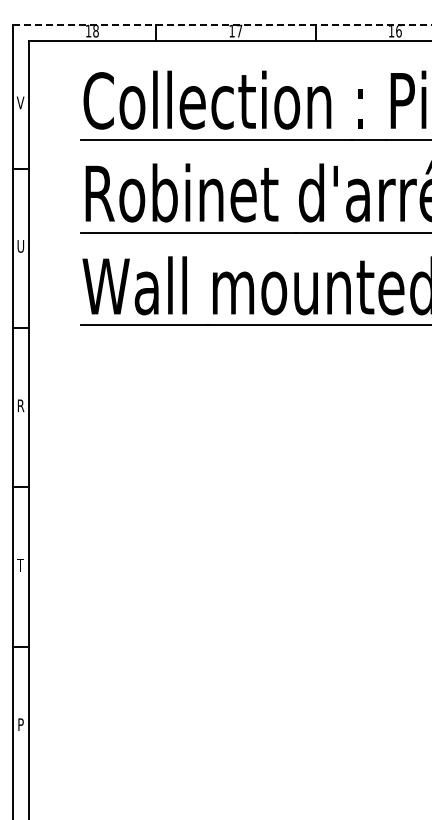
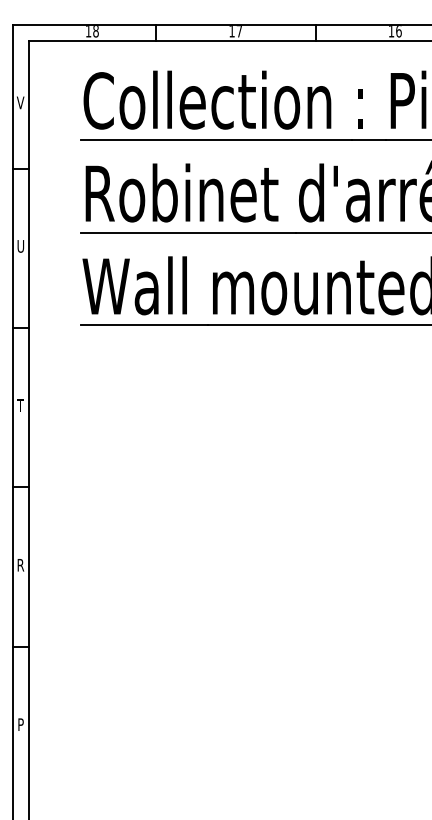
line: dashed -> solid (222, 25)
text: R -> T (20, 405)
text: T -> R (20, 565)
